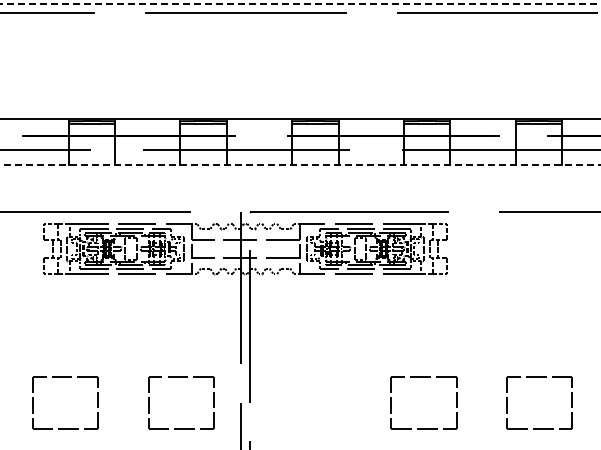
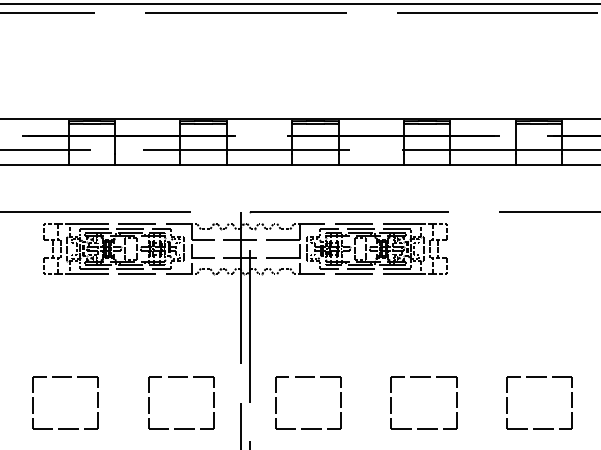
line: dashed -> solid (301, 4)
line: dashed -> solid (300, 165)
part: none -> present (308, 377)
